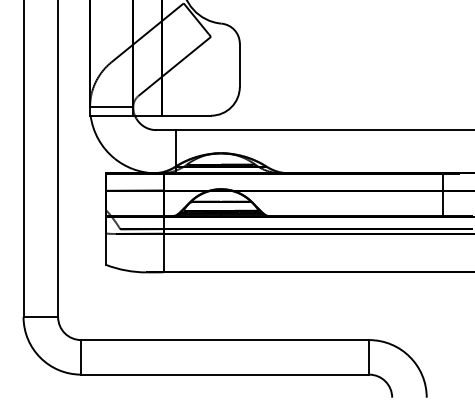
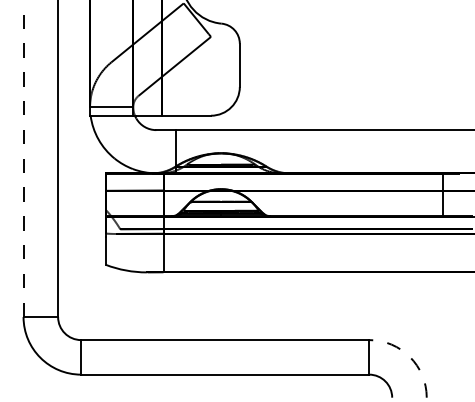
line: solid -> dashed (23, 158)
arc: solid -> dashed (409, 356)
